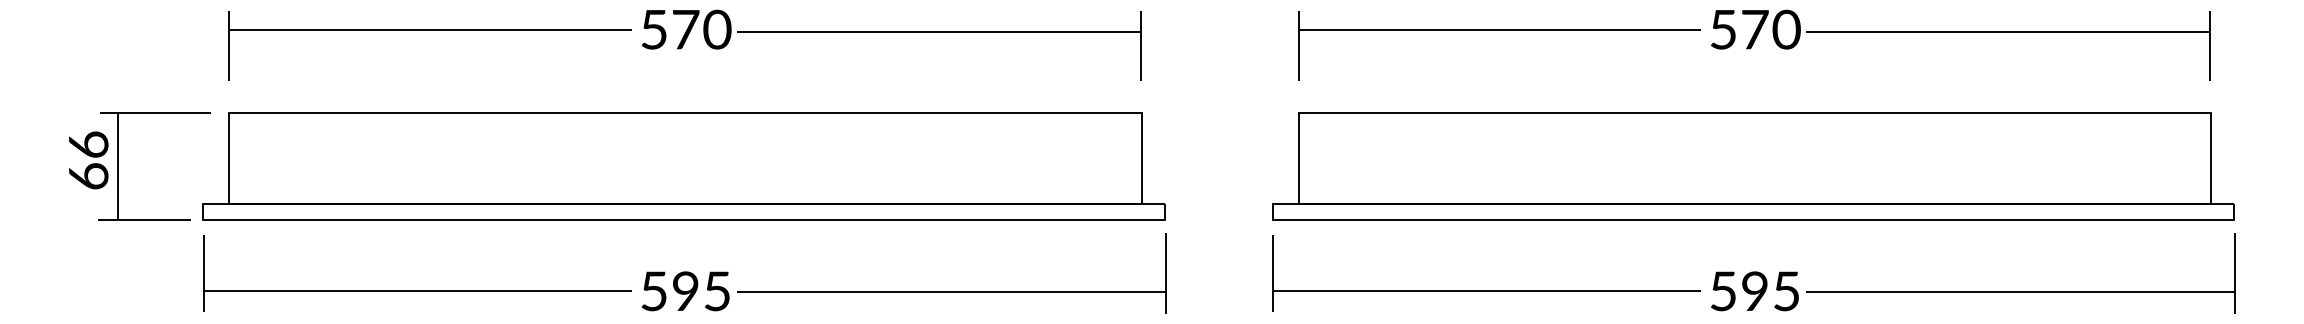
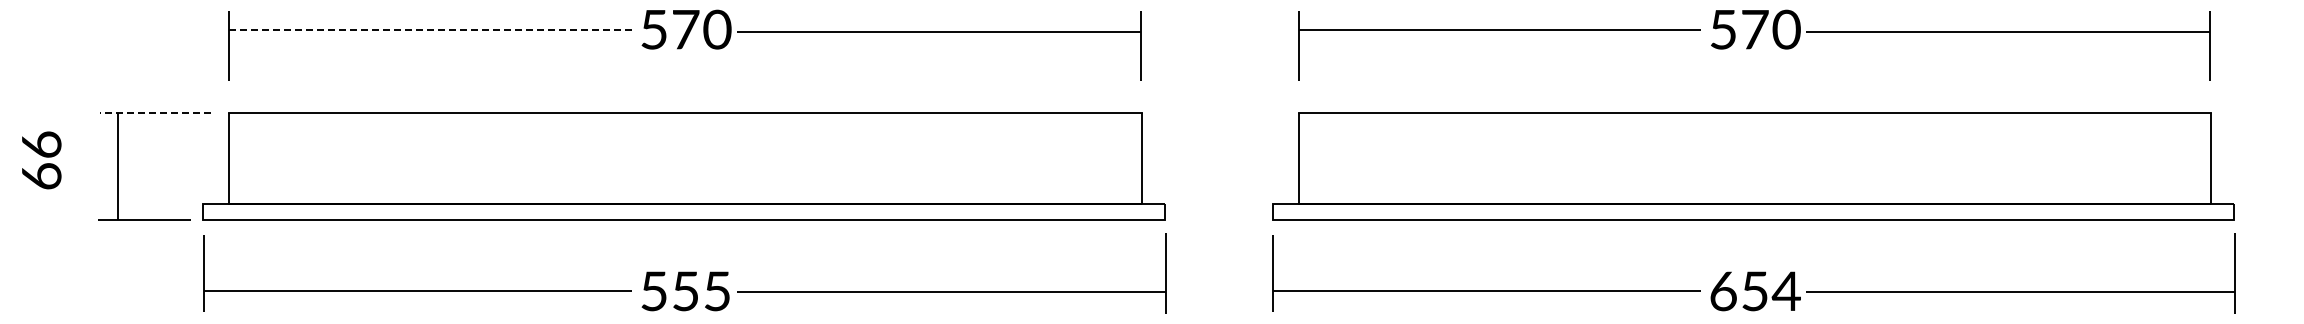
line: solid -> dashed (431, 30)
line: solid -> dashed (154, 113)
text position: (88, 160) -> (41, 160) (41, 160)
text: 595 -> 555 (685, 291)
text: 595 -> 654 (1755, 291)
